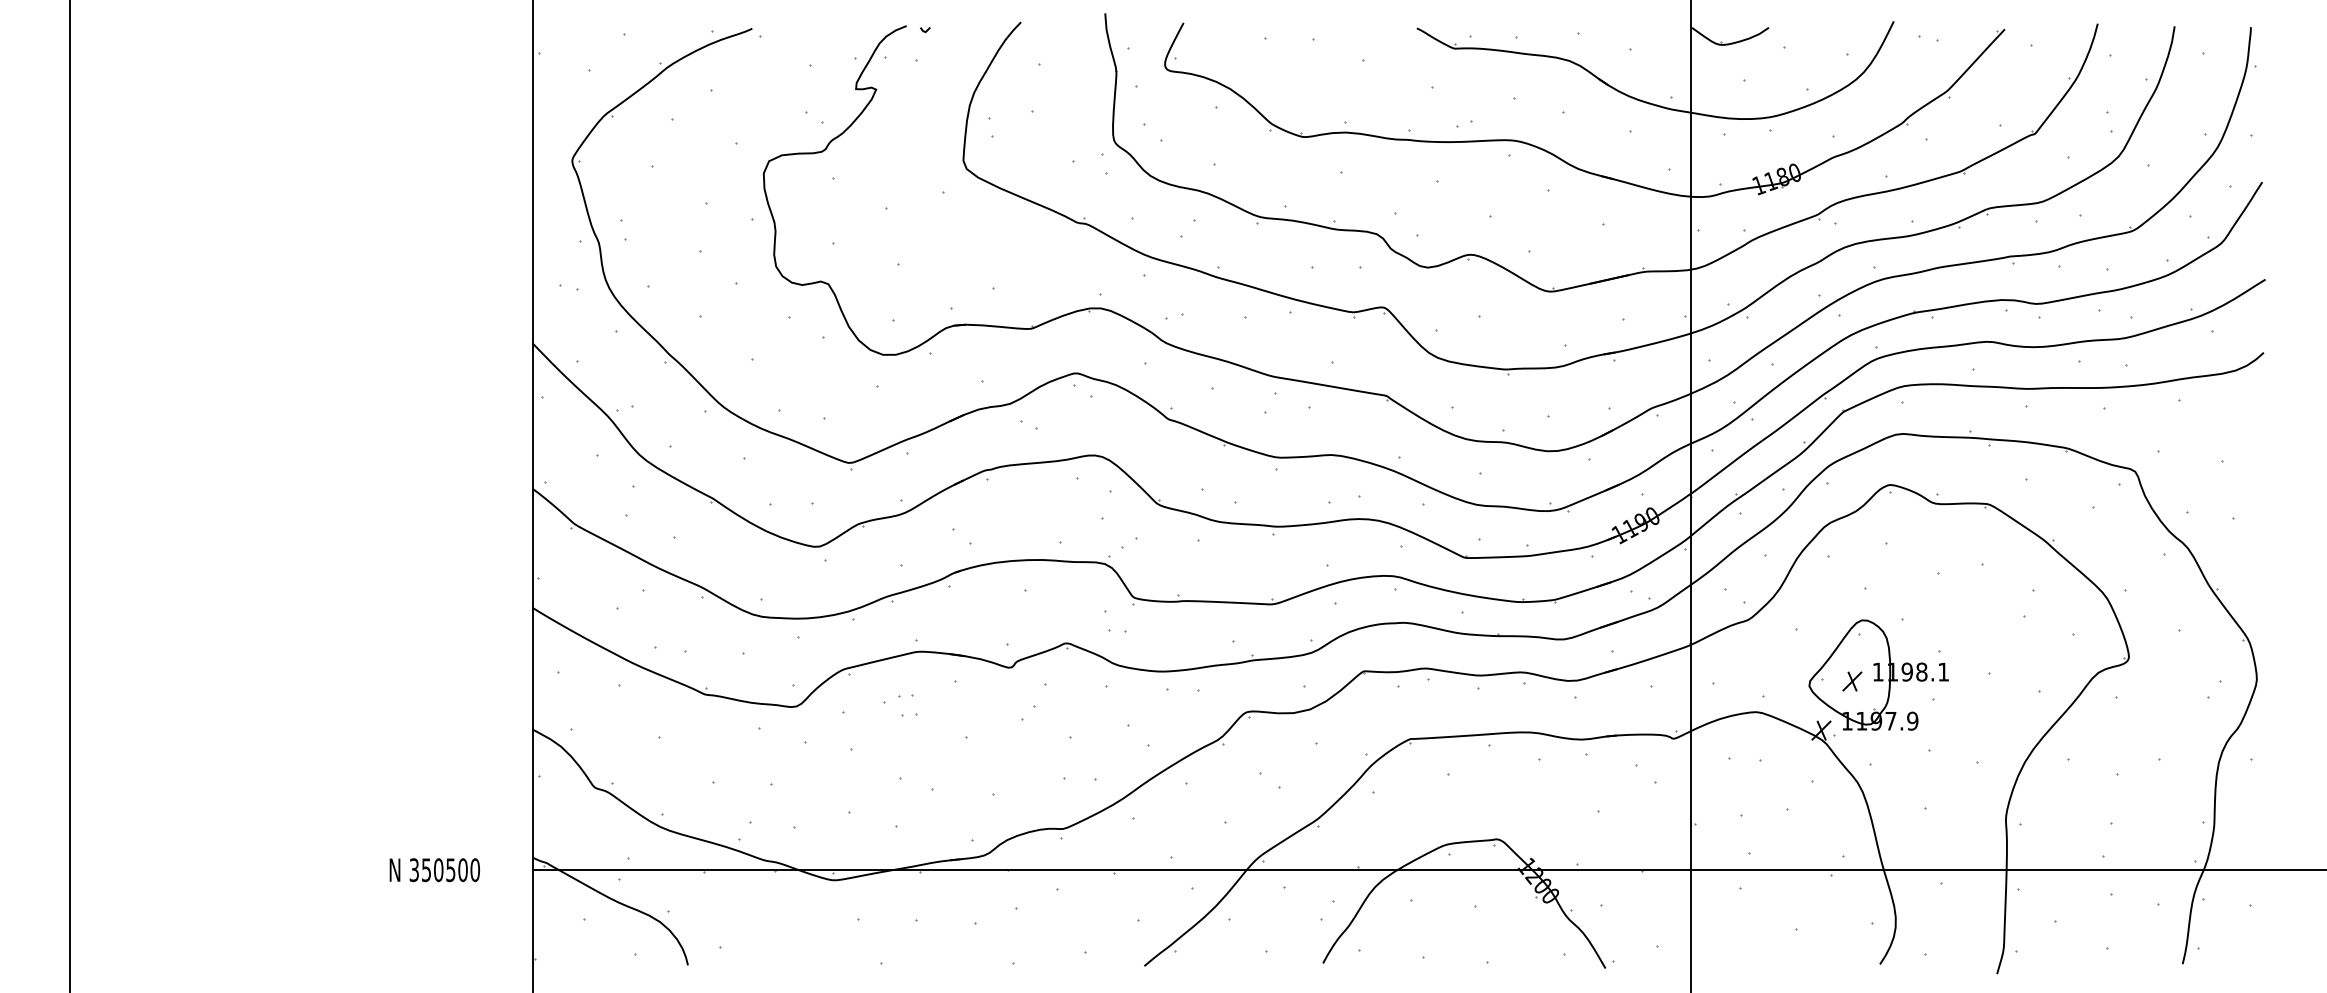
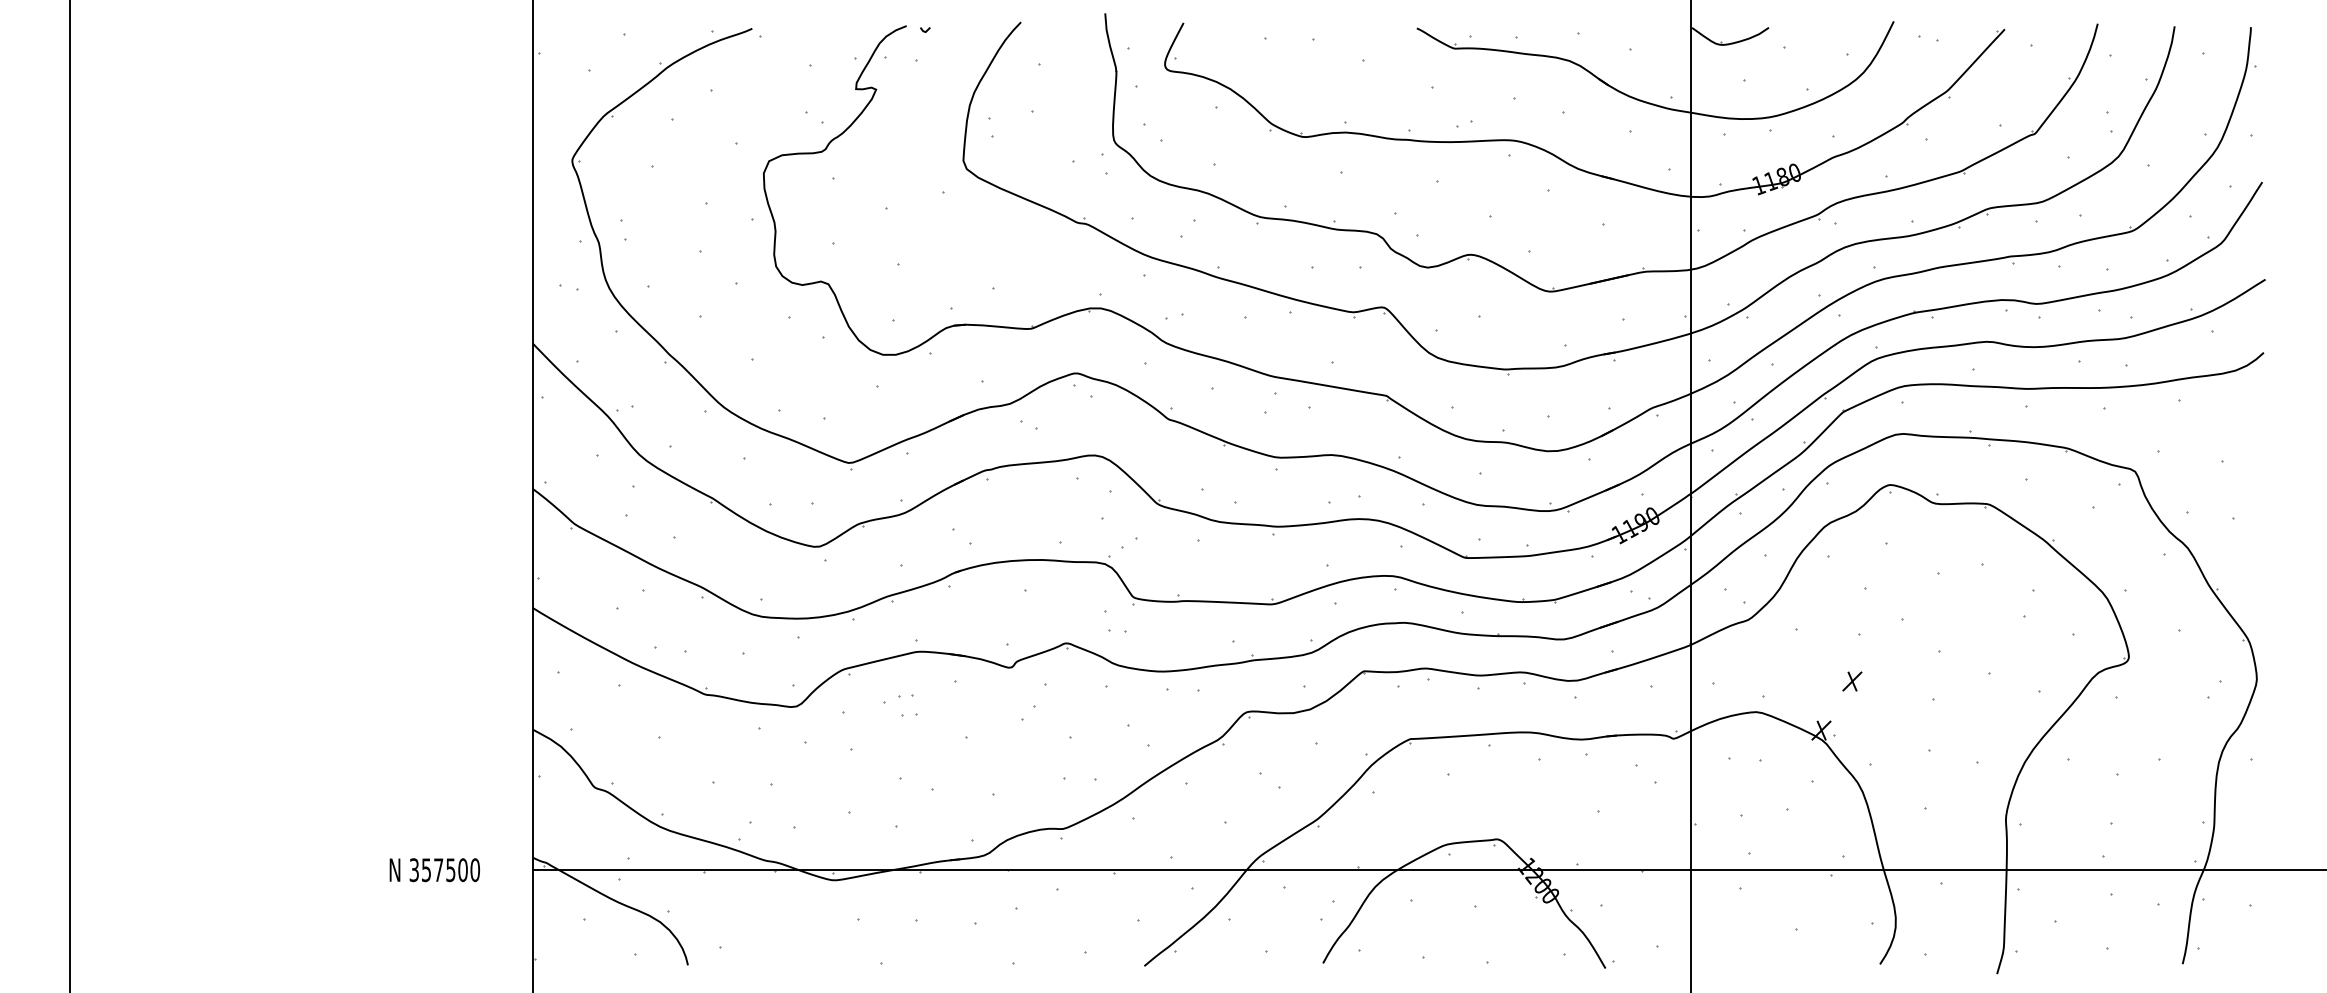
part: present -> none (1878, 674)
text: 350500 -> 357500 (438, 870)
